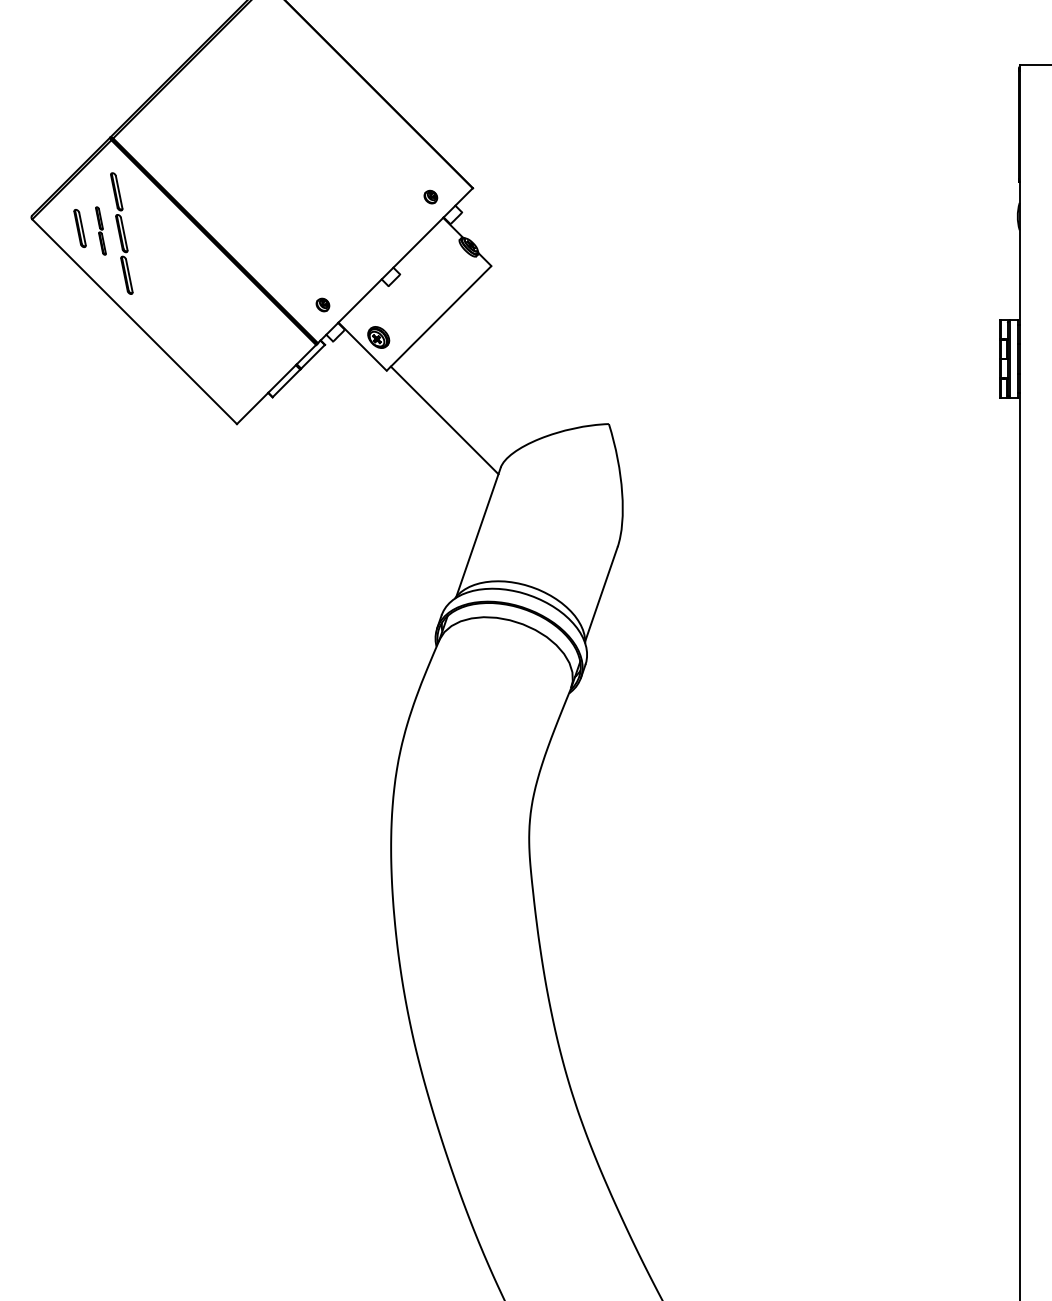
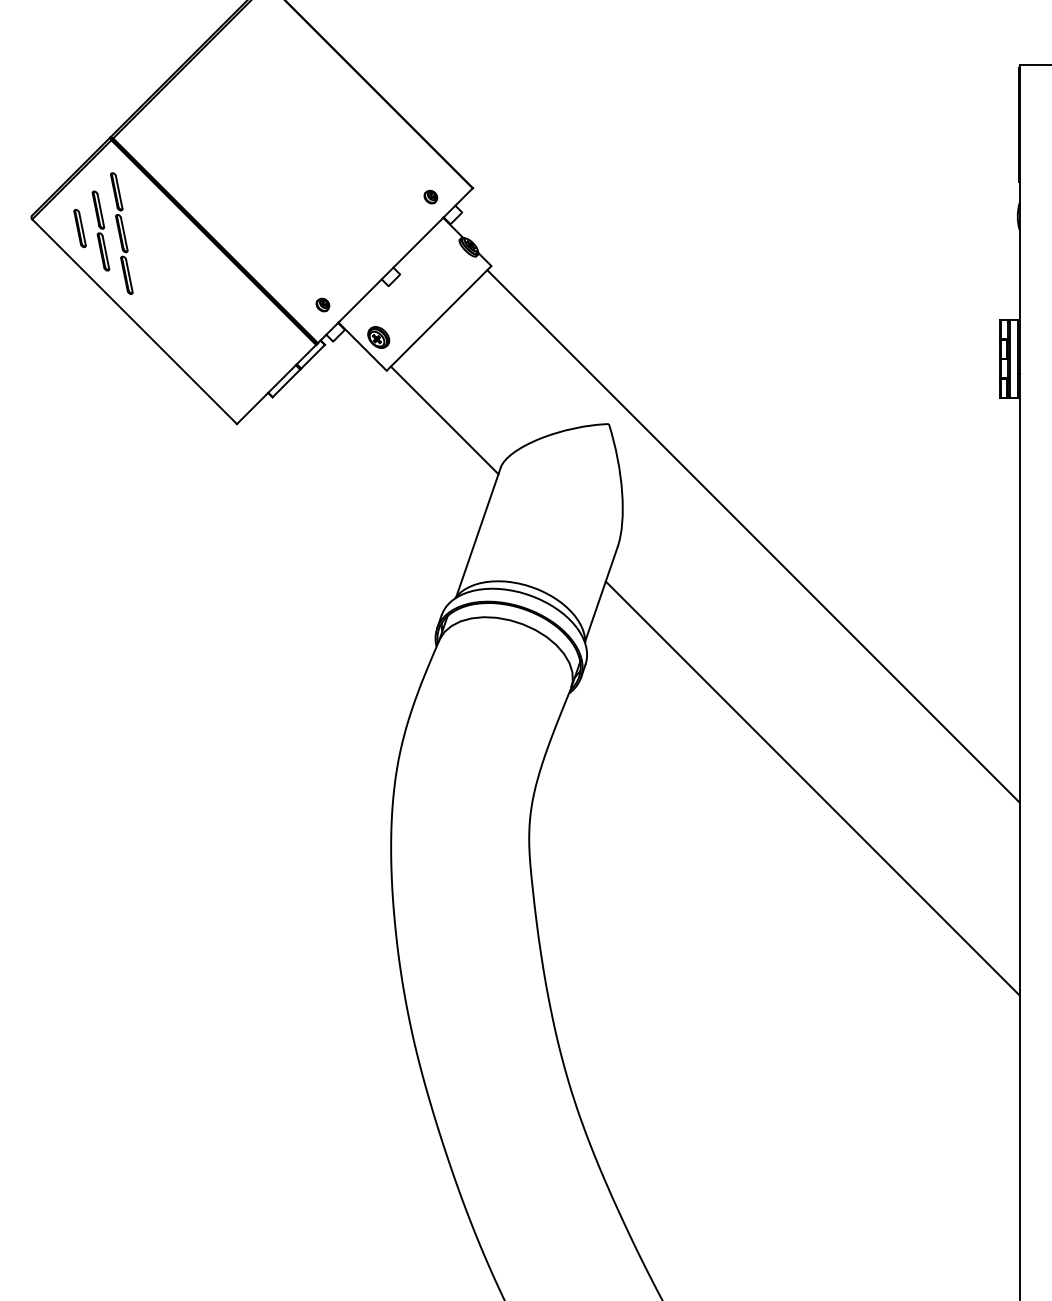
part size: 12x50 px -> 20x82 px (100, 230)
line: none -> present (753, 536)
line: none -> present (812, 788)
